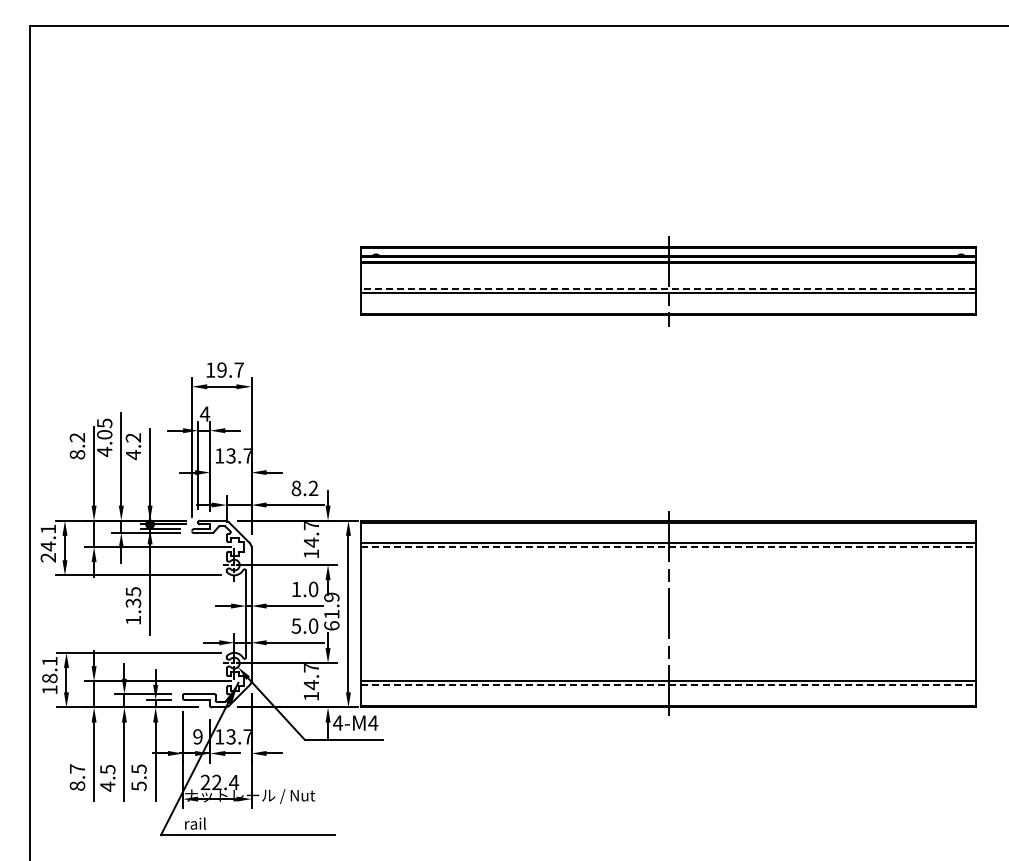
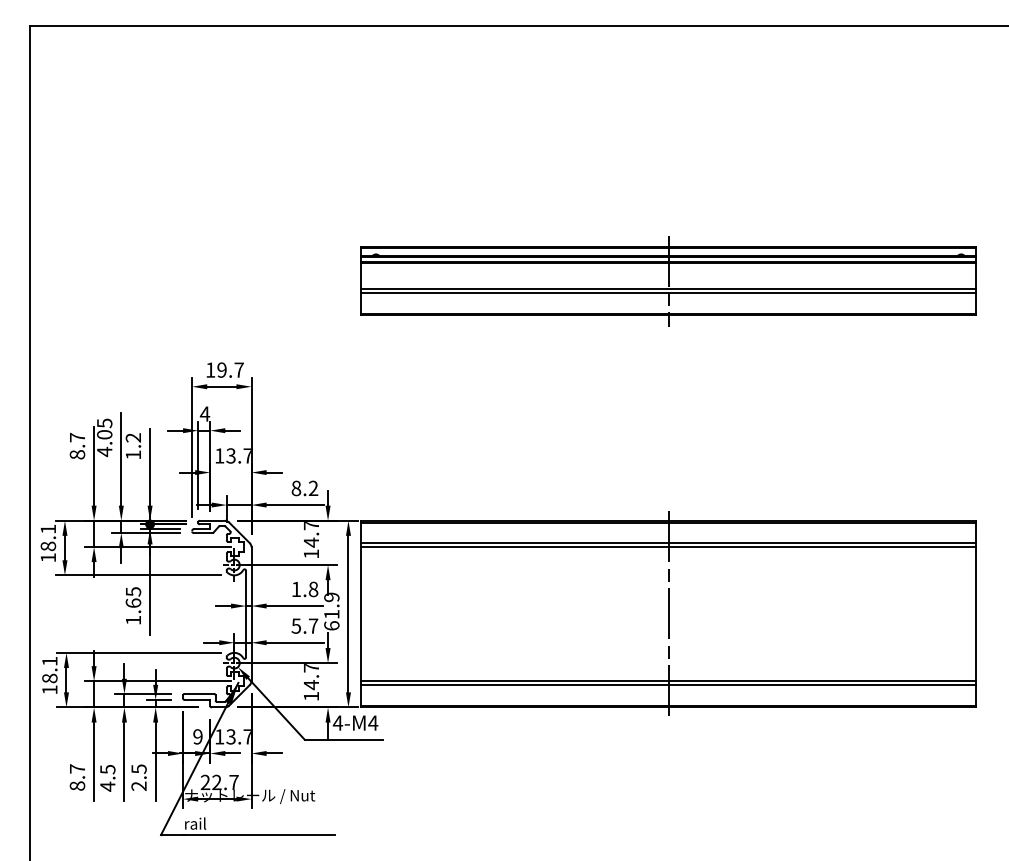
line: dashed -> solid (668, 288)
text: 8.2 -> 8.7 (76, 437)
text: 4.2 -> 1.2 (133, 455)
line: dashed -> solid (668, 547)
text: 24.1 -> 18.1 (48, 551)
text: 1.0 -> 1.8 (313, 589)
text: 1.35 -> 1.65 (133, 603)
text: 5.0 -> 5.7 (313, 625)
line: dashed -> solid (668, 685)
text: 22.4 -> 22.7 (233, 782)
text: 5.5 -> 2.5 (138, 786)
